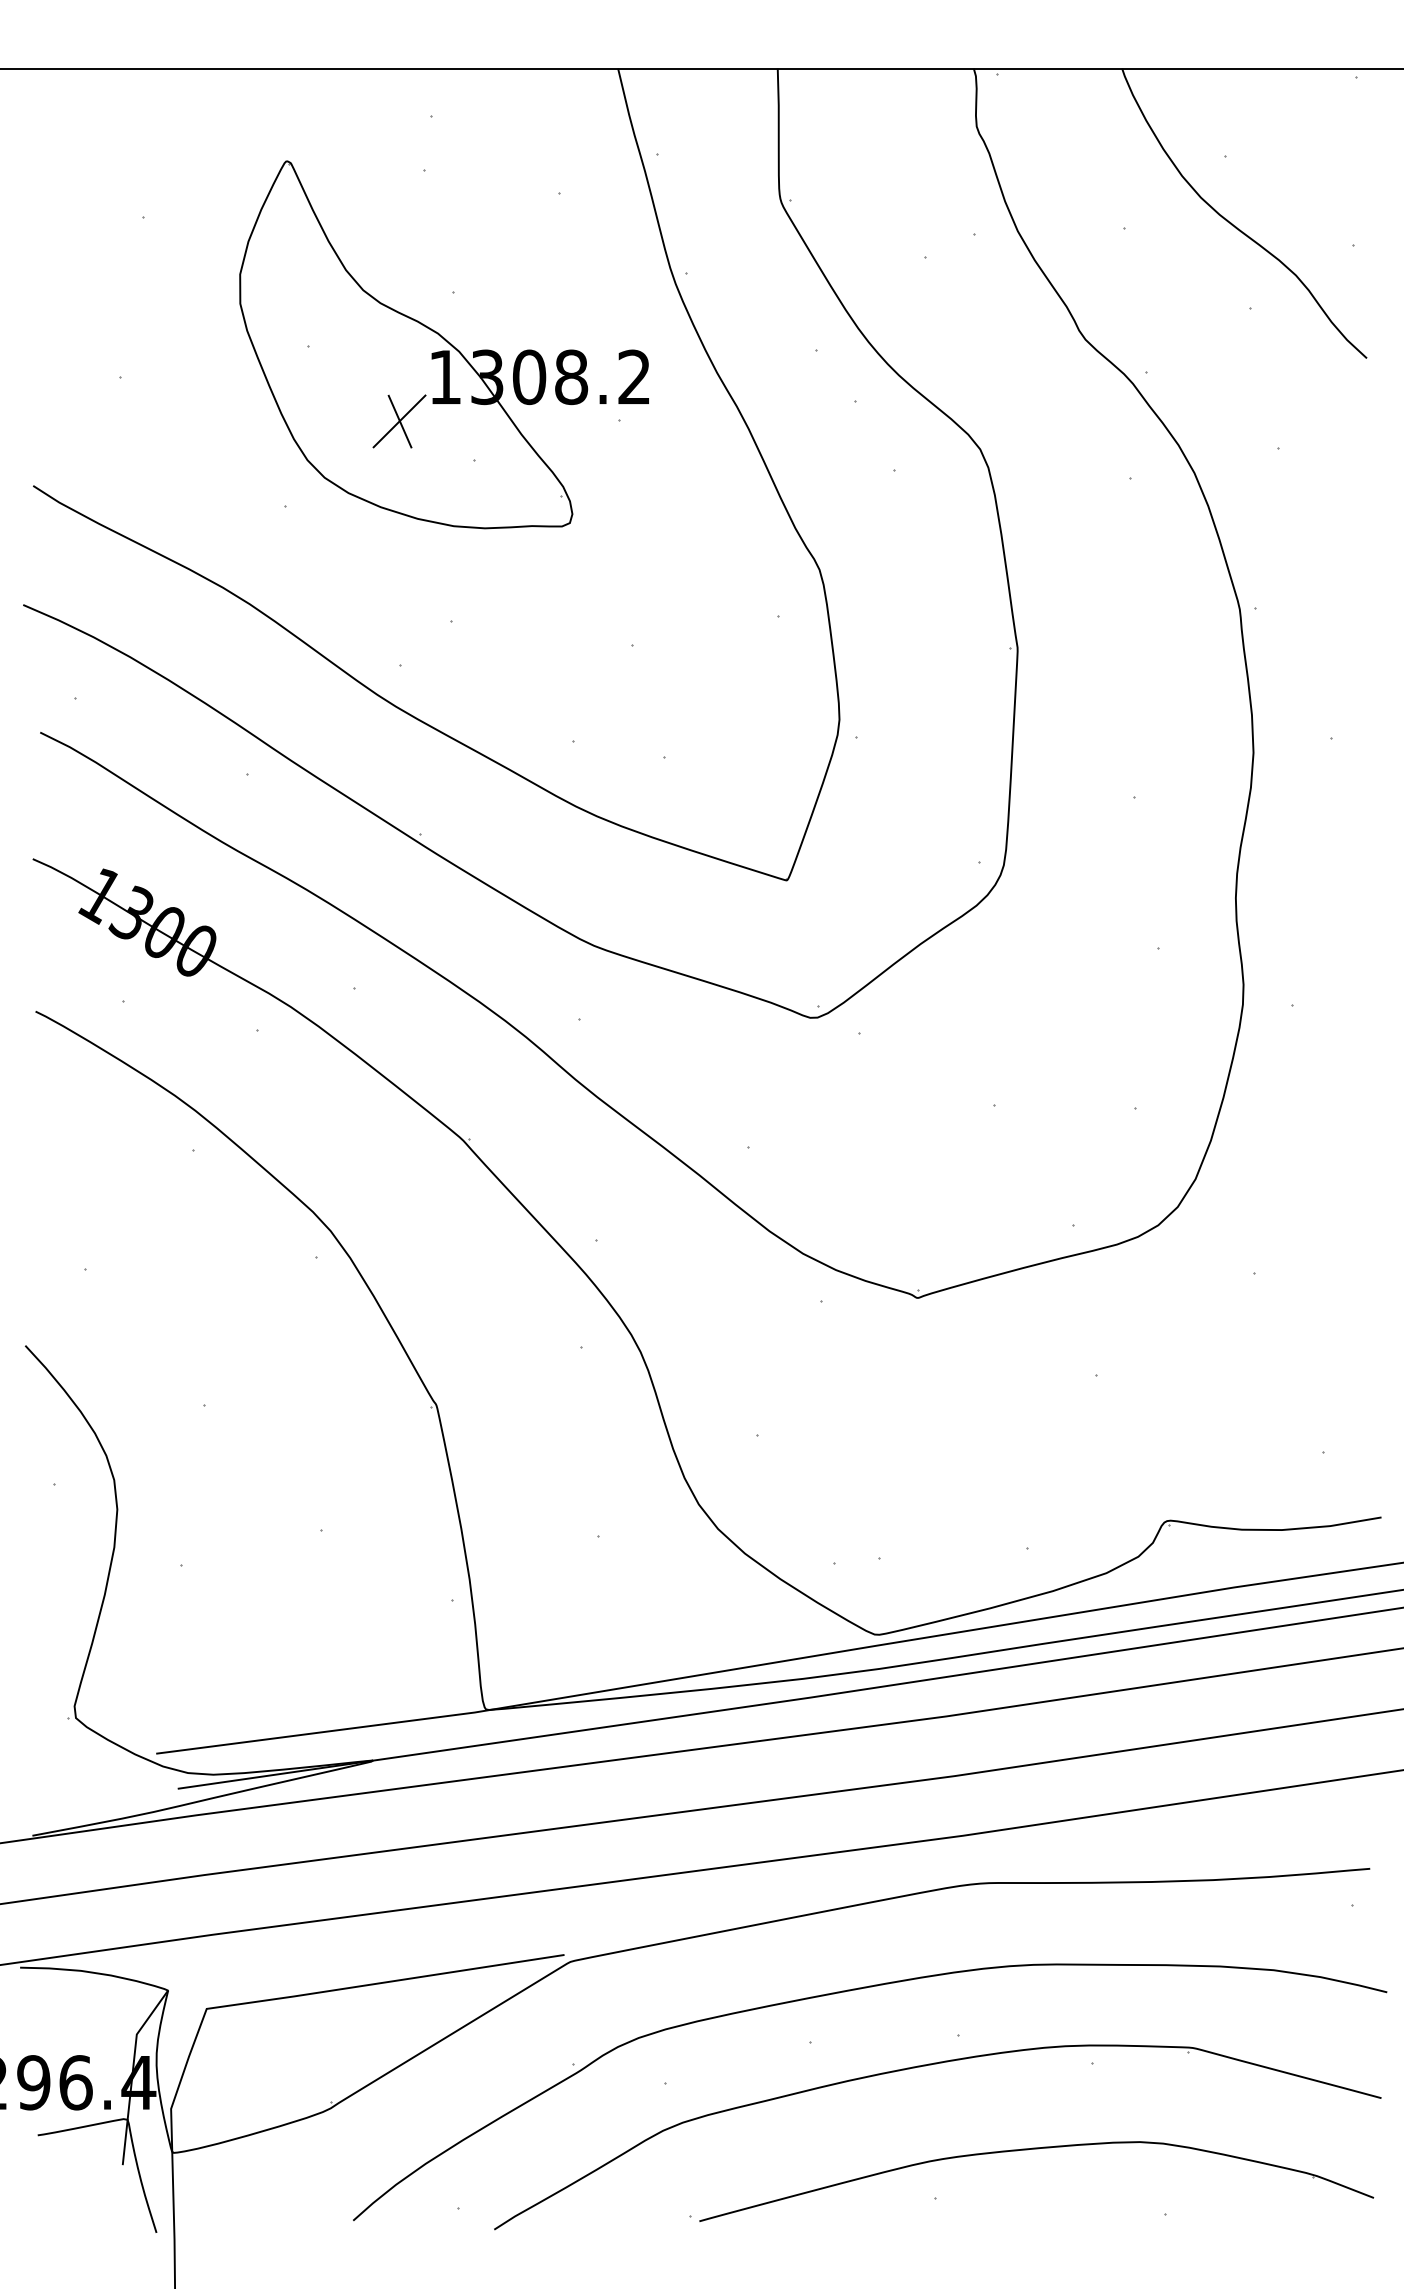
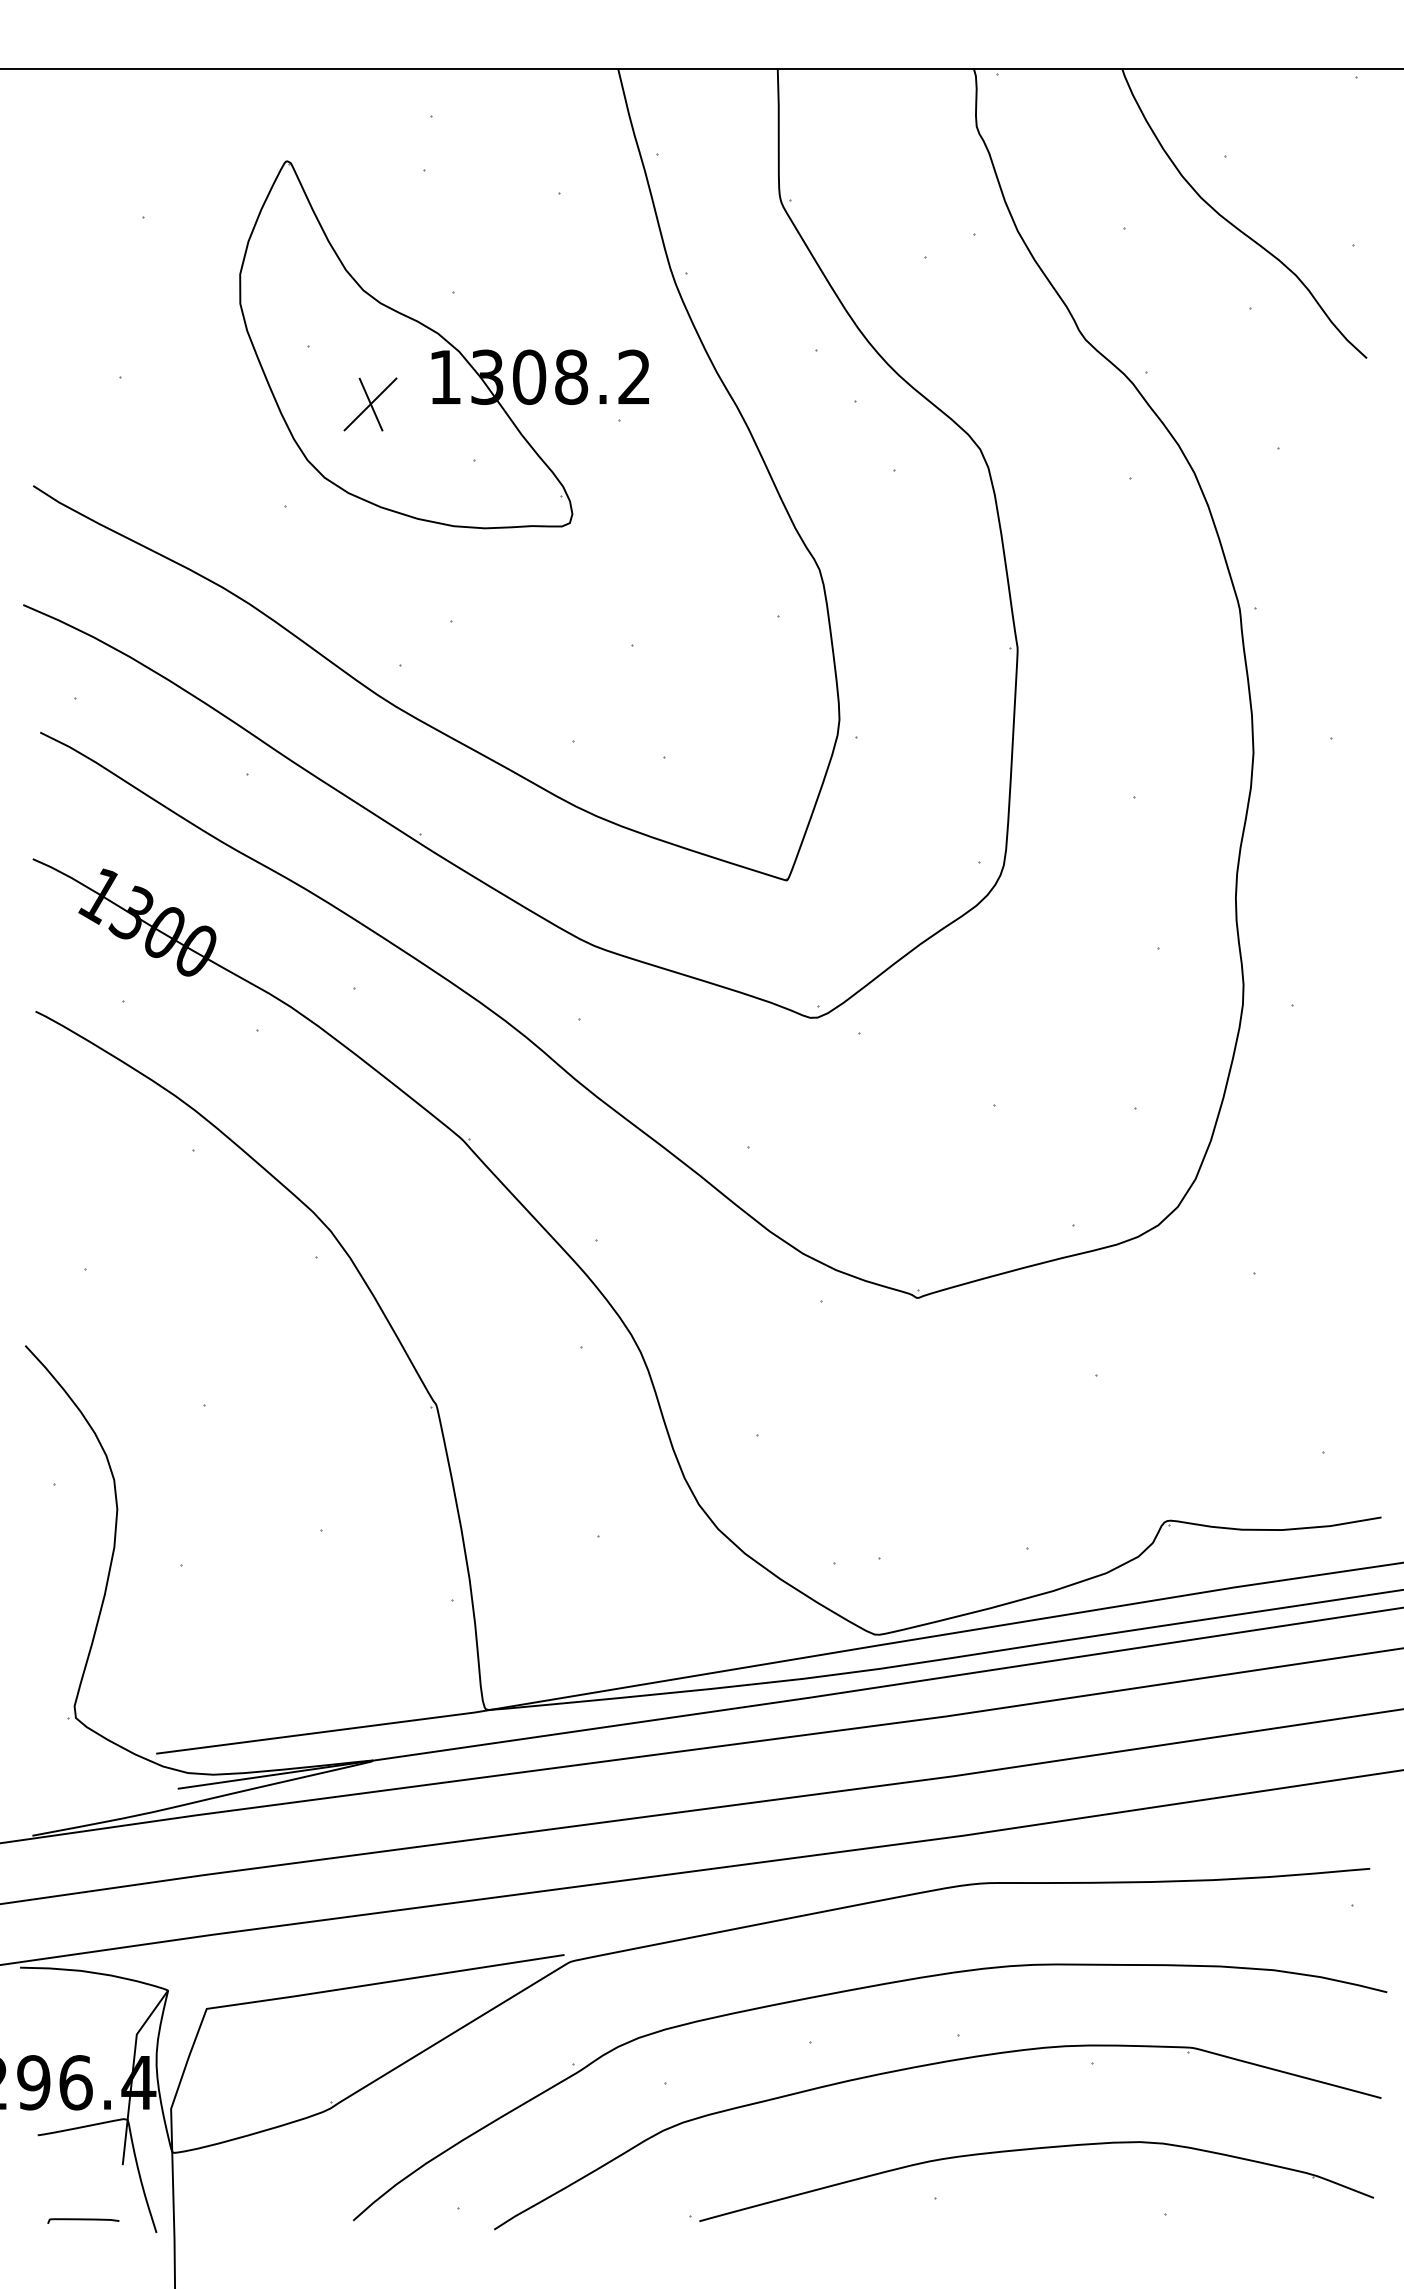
part position: (399, 421) -> (370, 404) (370, 404)
curve: none -> present (83, 2220)
